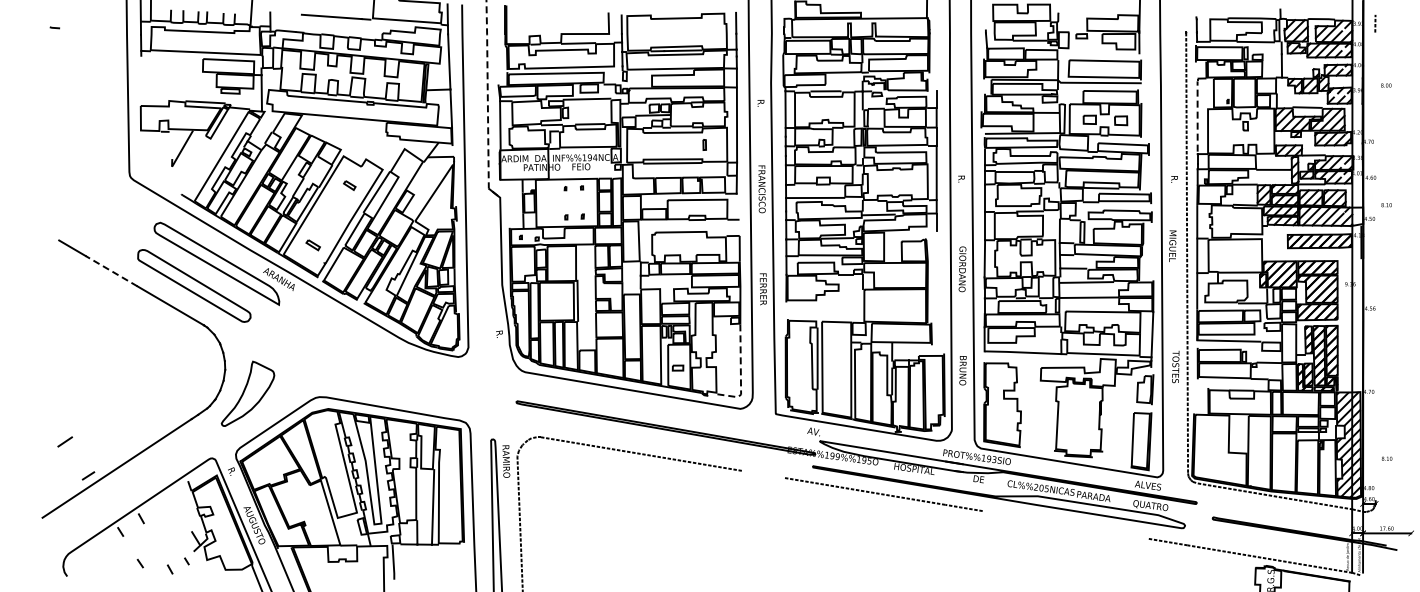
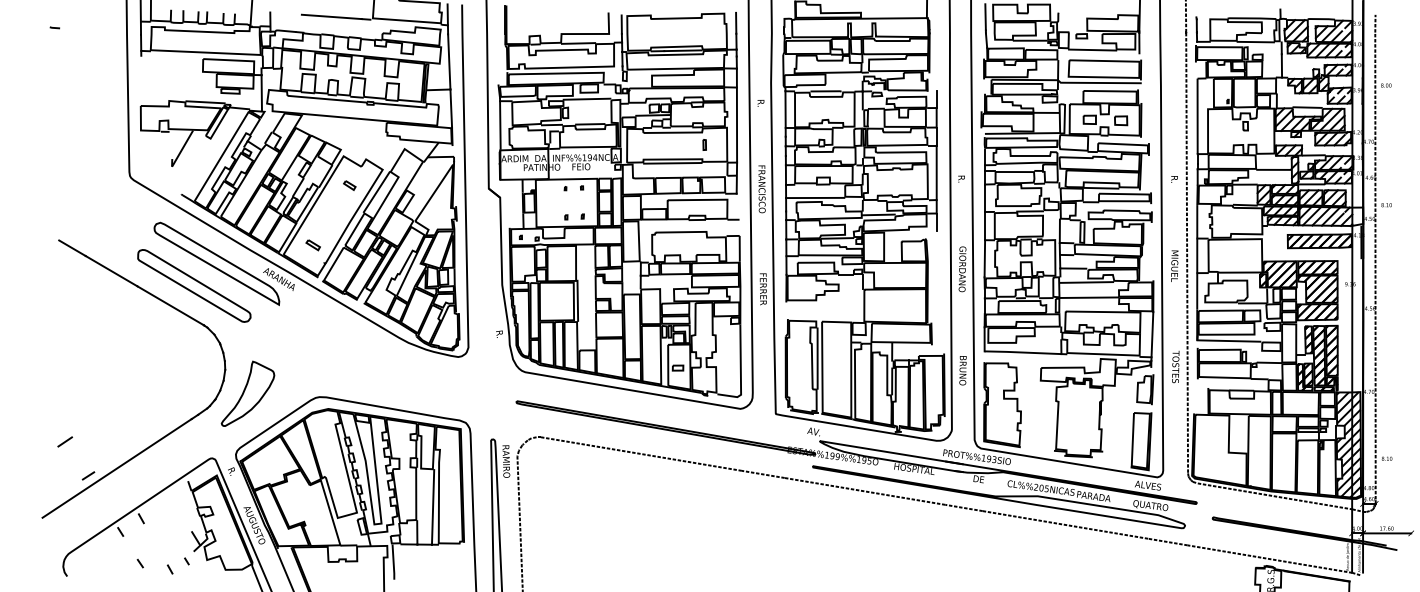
line: none -> present (1185, 16)
line: none -> present (985, 17)
line: none -> present (1092, 49)
line: dashed -> solid (487, 101)
line: dashed -> solid (1197, 116)
text position: (1172, 245) -> (1174, 265) (1174, 265)
line: none -> present (1375, 265)
line: dashed -> solid (111, 271)
line: dashed -> solid (740, 373)
line: none -> present (762, 474)
line: none -> present (1065, 524)
